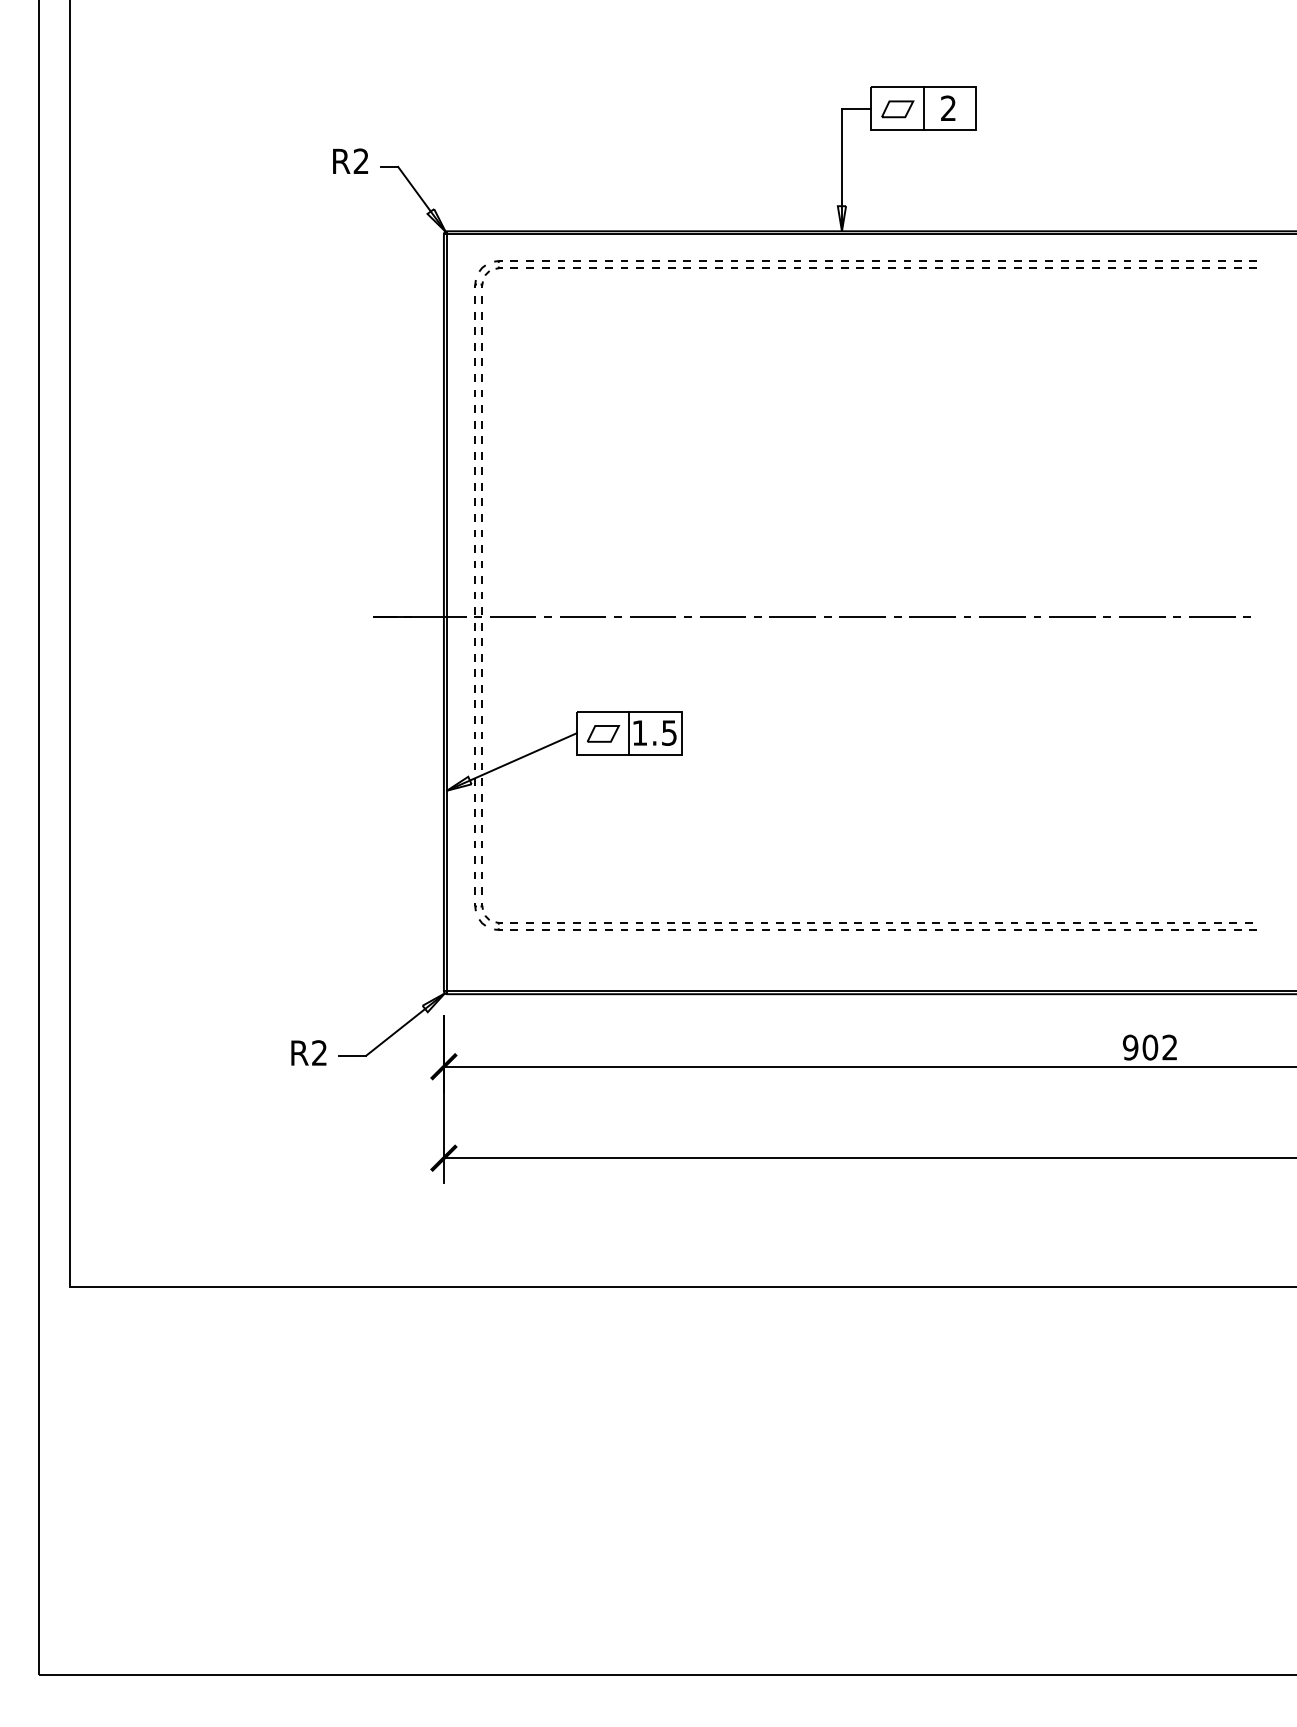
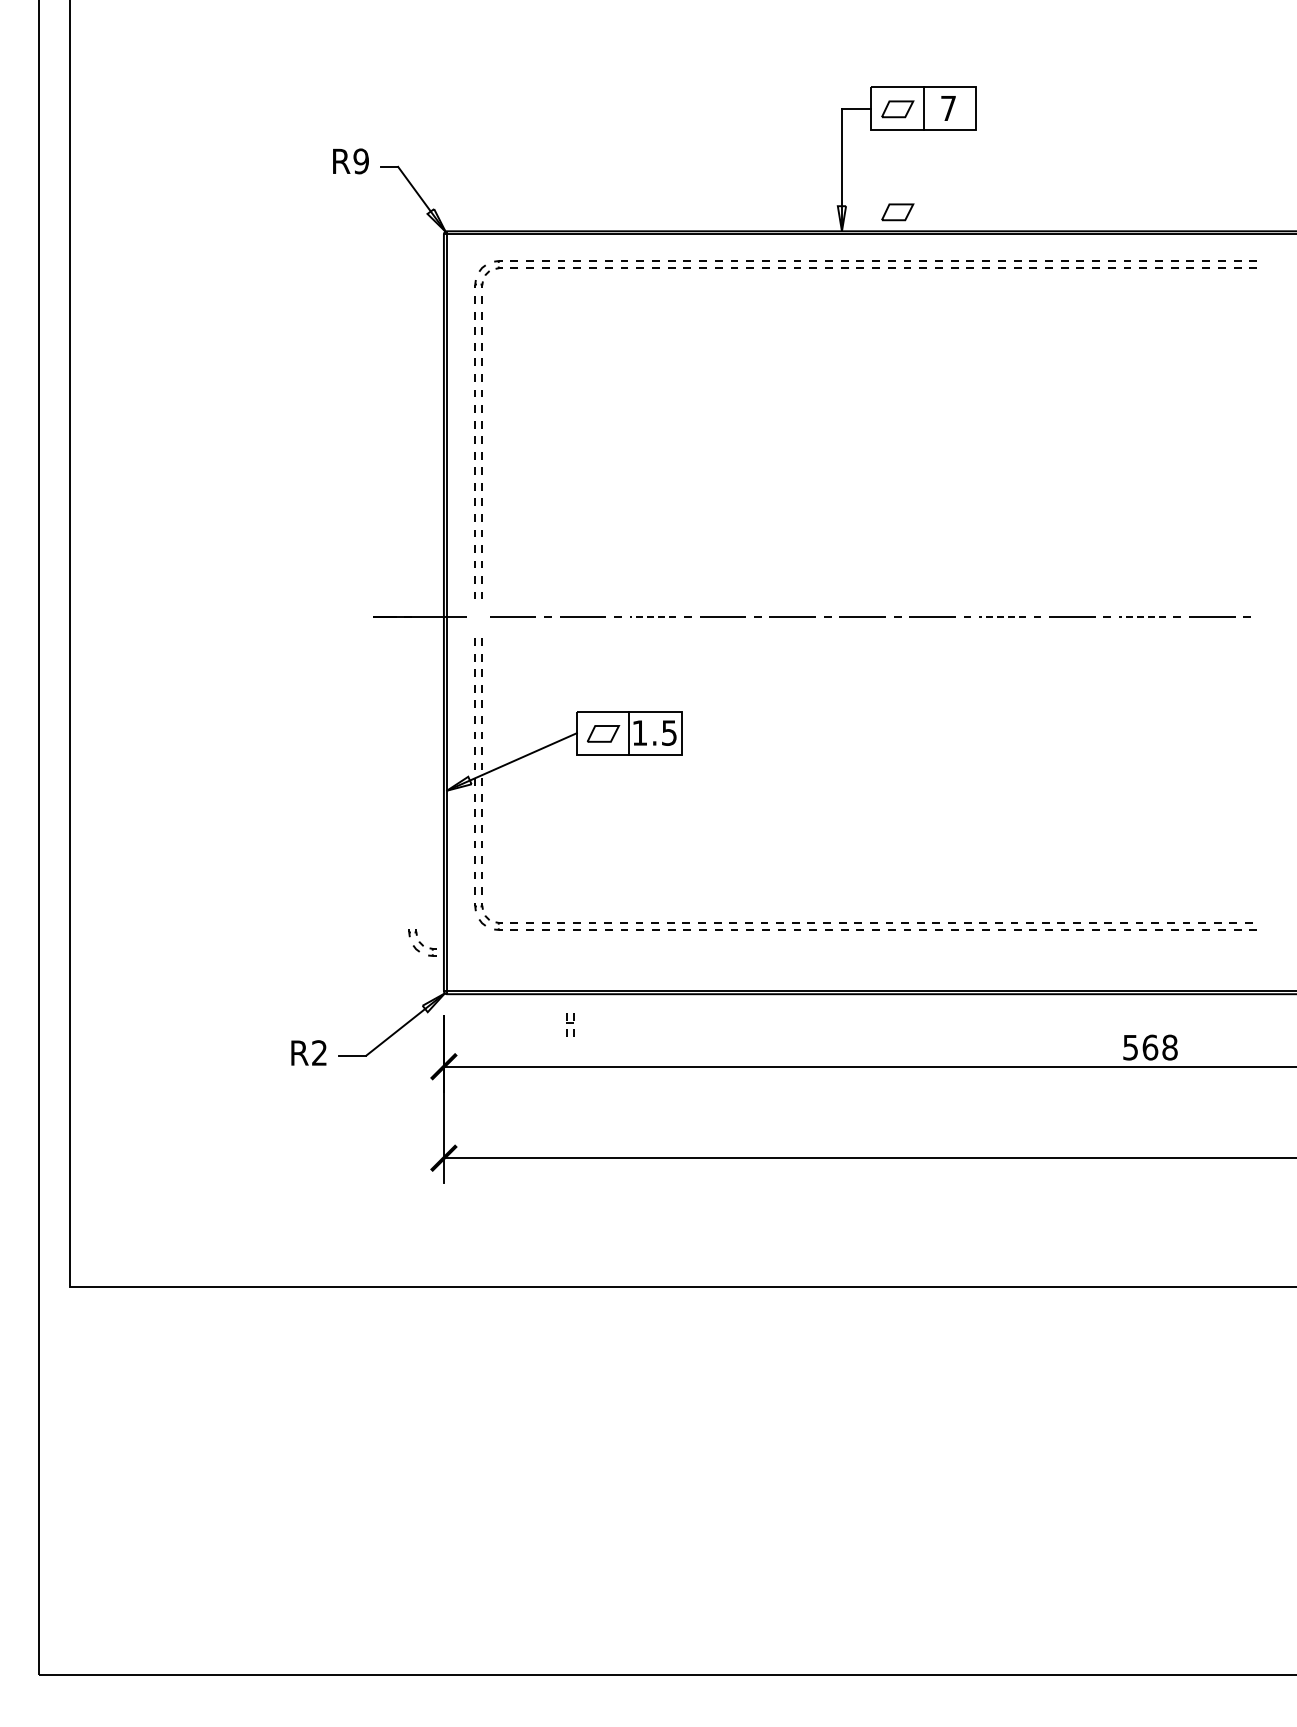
text: 2 -> 7 (948, 107)
text: R2 -> R9 (360, 161)
part: none -> present (897, 212)
line: solid -> dashed (652, 616)
line: solid -> dashed (1002, 616)
line: solid -> dashed (1141, 616)
part position: (478, 618) -> (570, 1024) (570, 1024)
part: none -> present (422, 942)
text: 902 -> 568 (1149, 1047)
